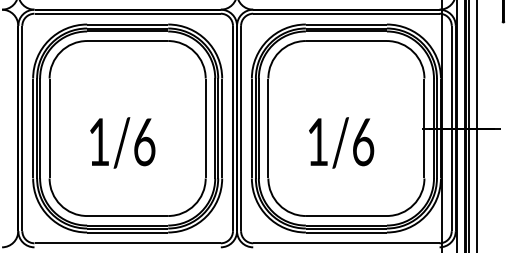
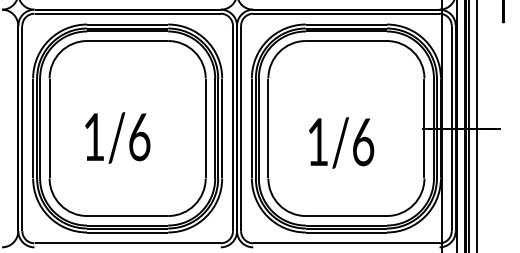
text position: (122, 142) -> (117, 137) (117, 137)
